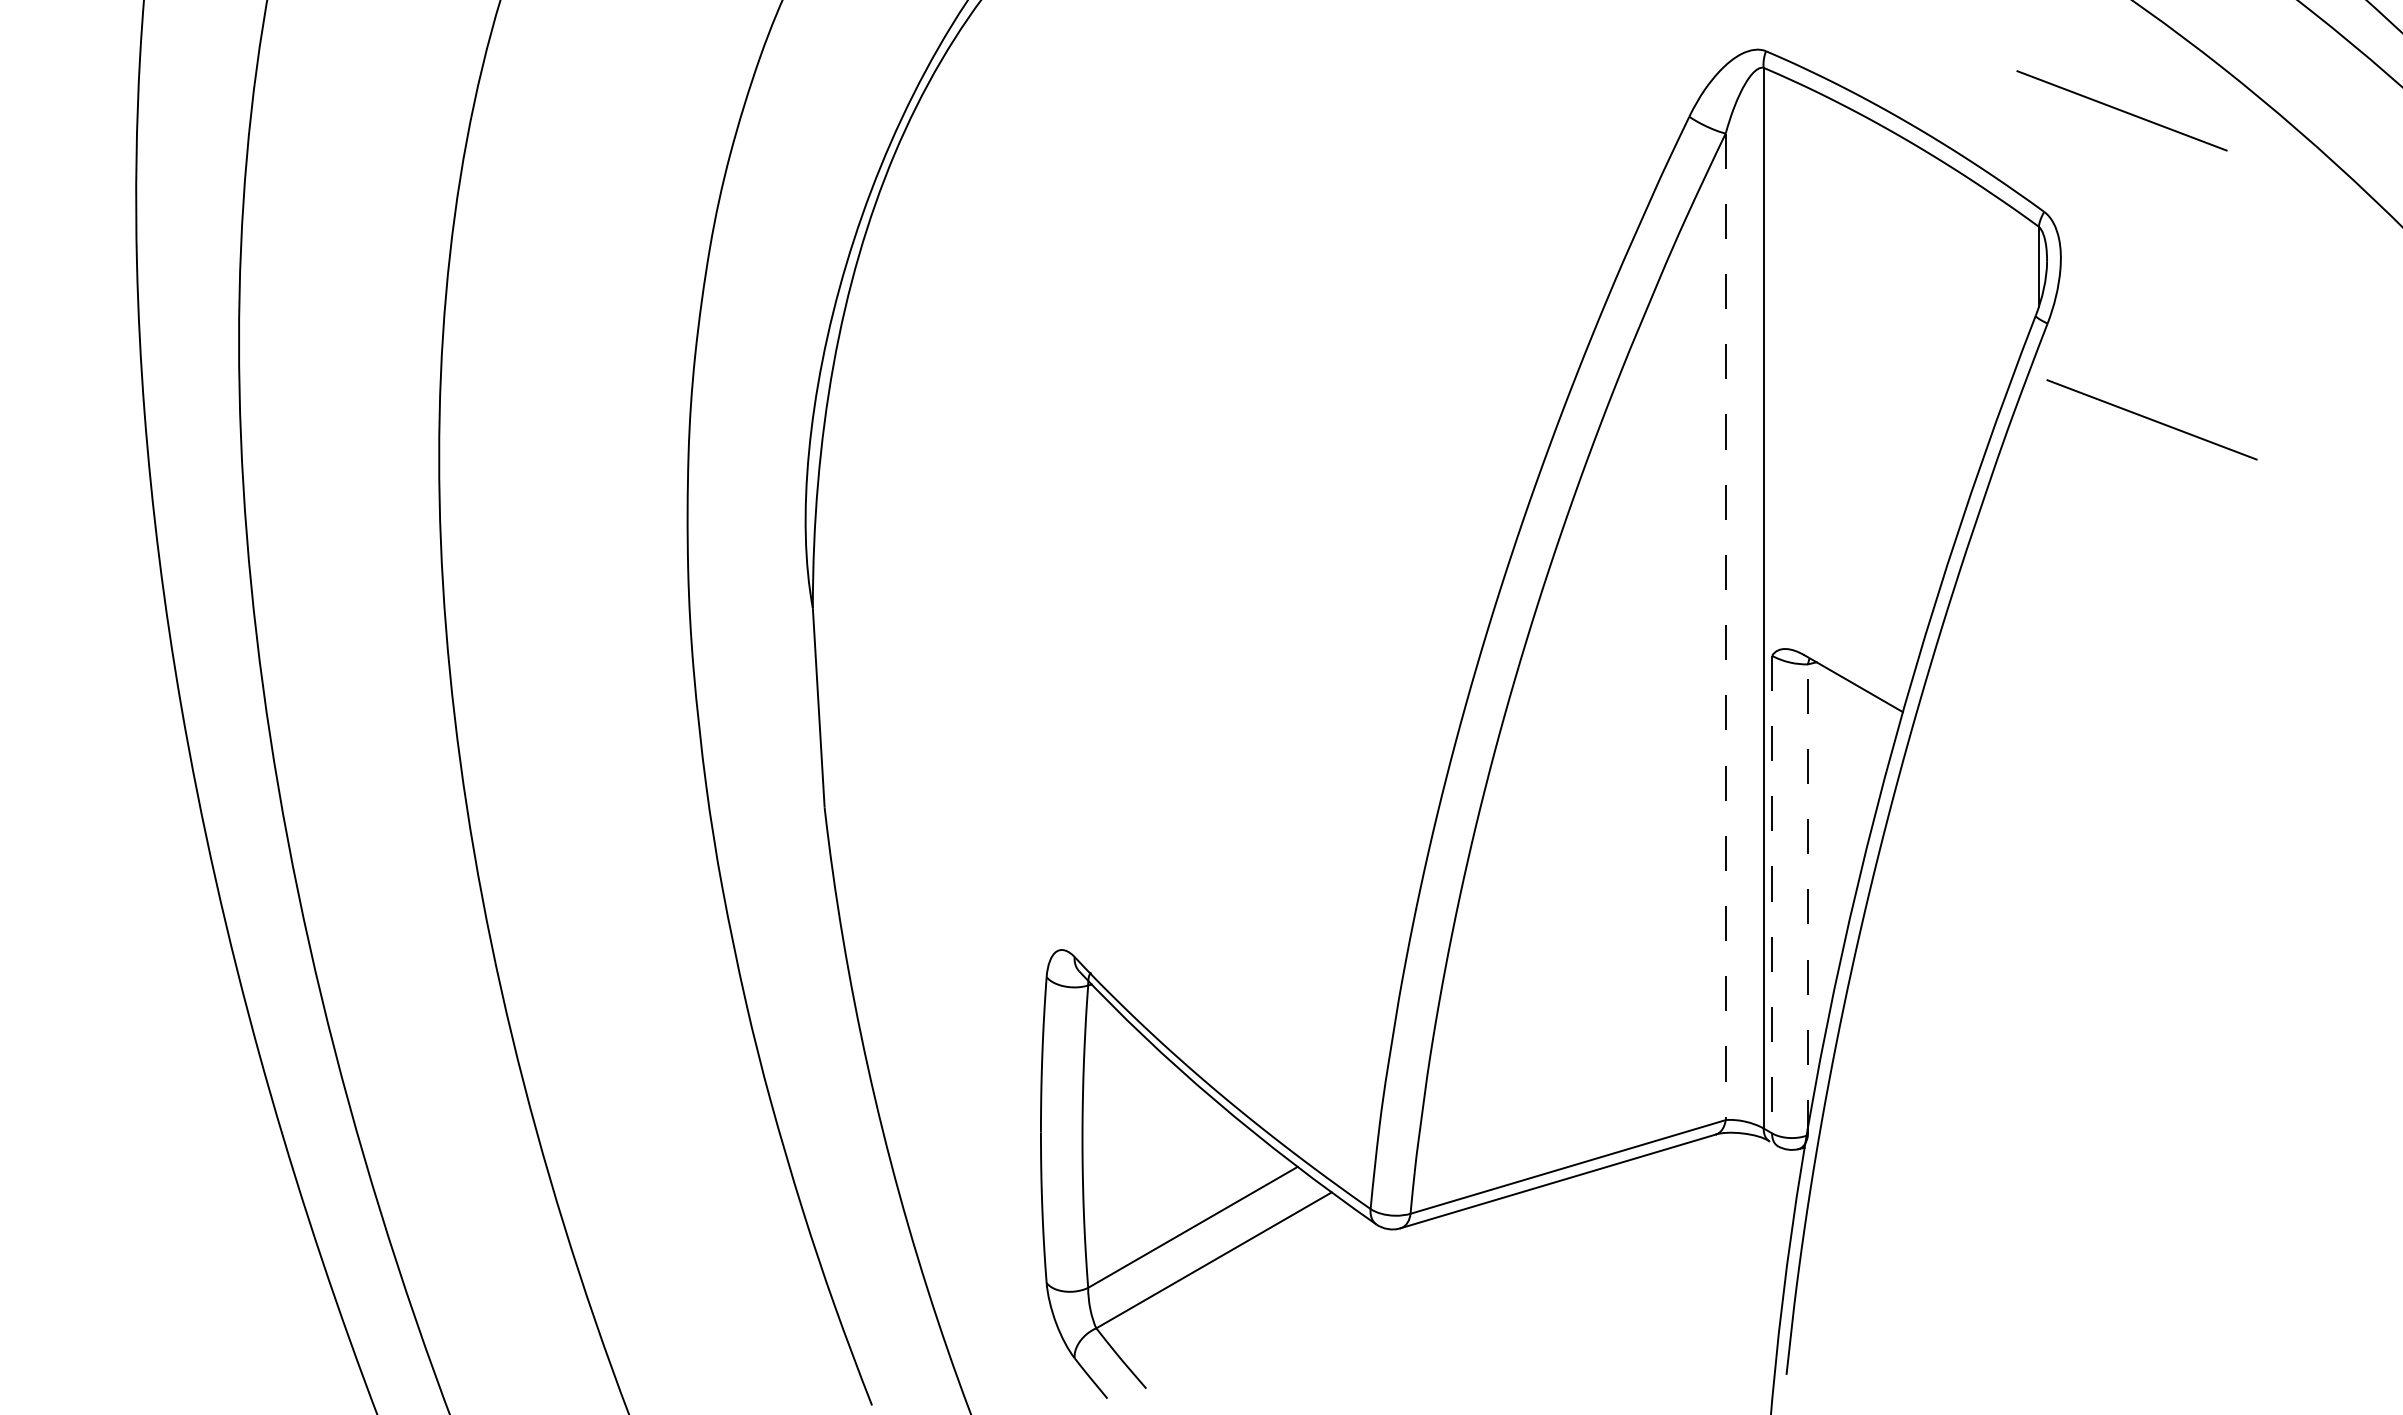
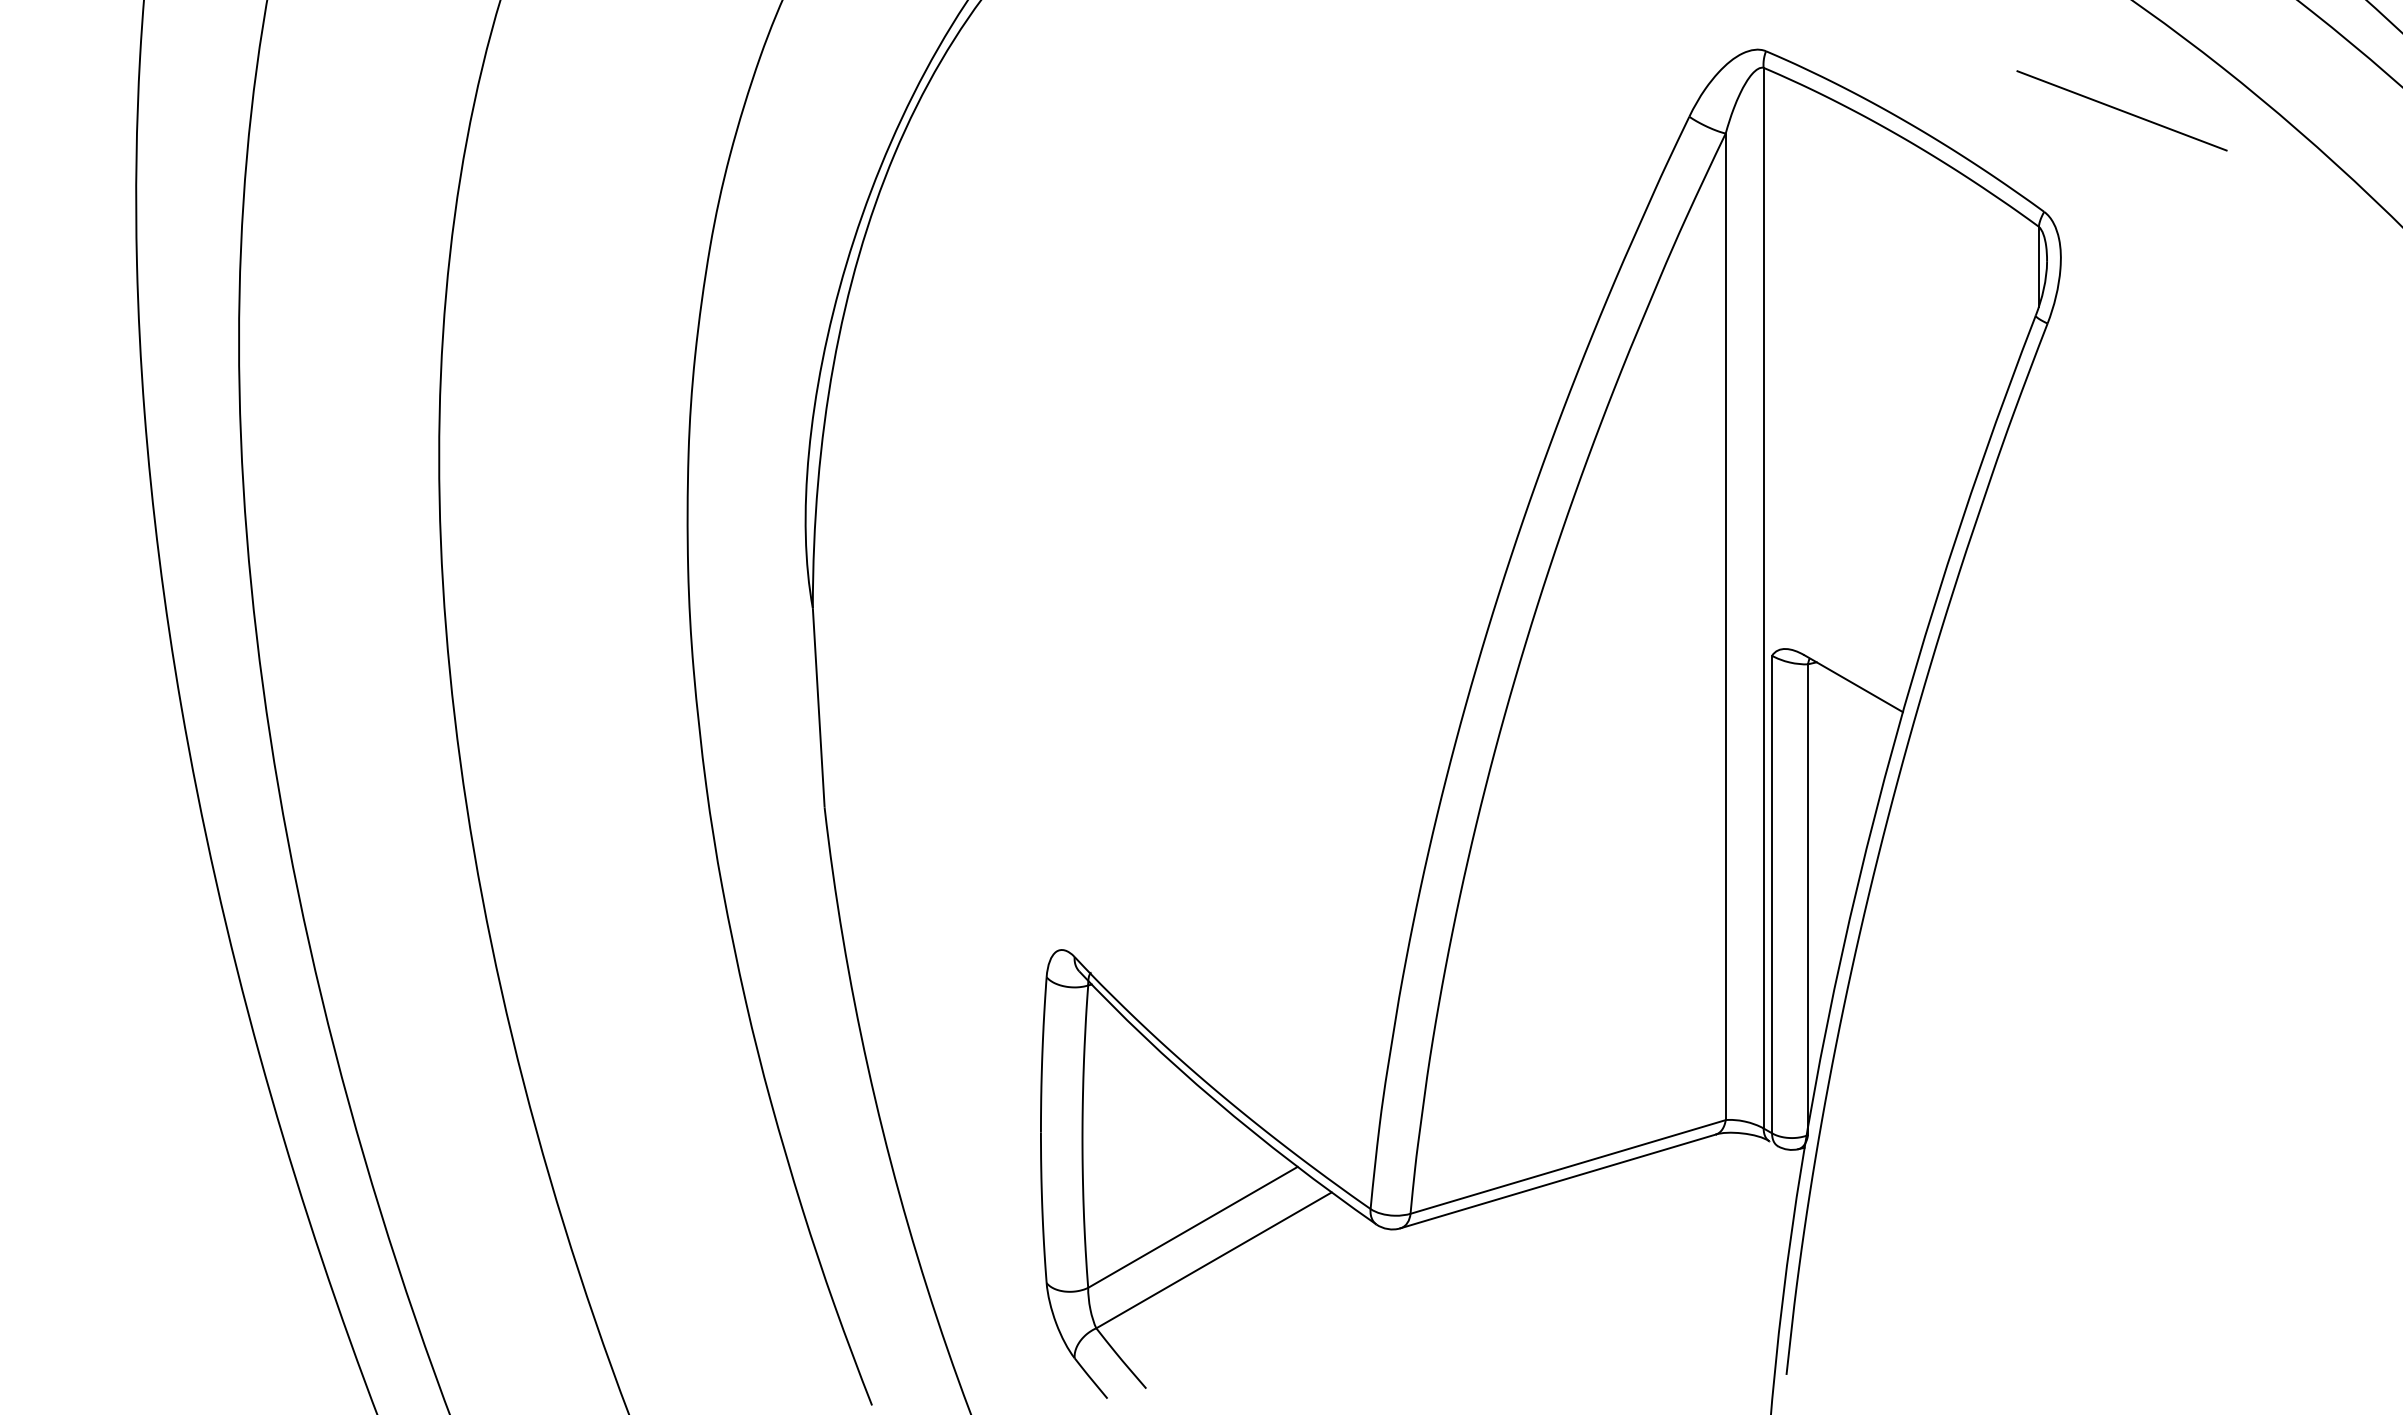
line: present -> none (2151, 419)
line: dashed -> solid (1725, 627)
line: dashed -> solid (1772, 894)
line: dashed -> solid (1808, 899)
